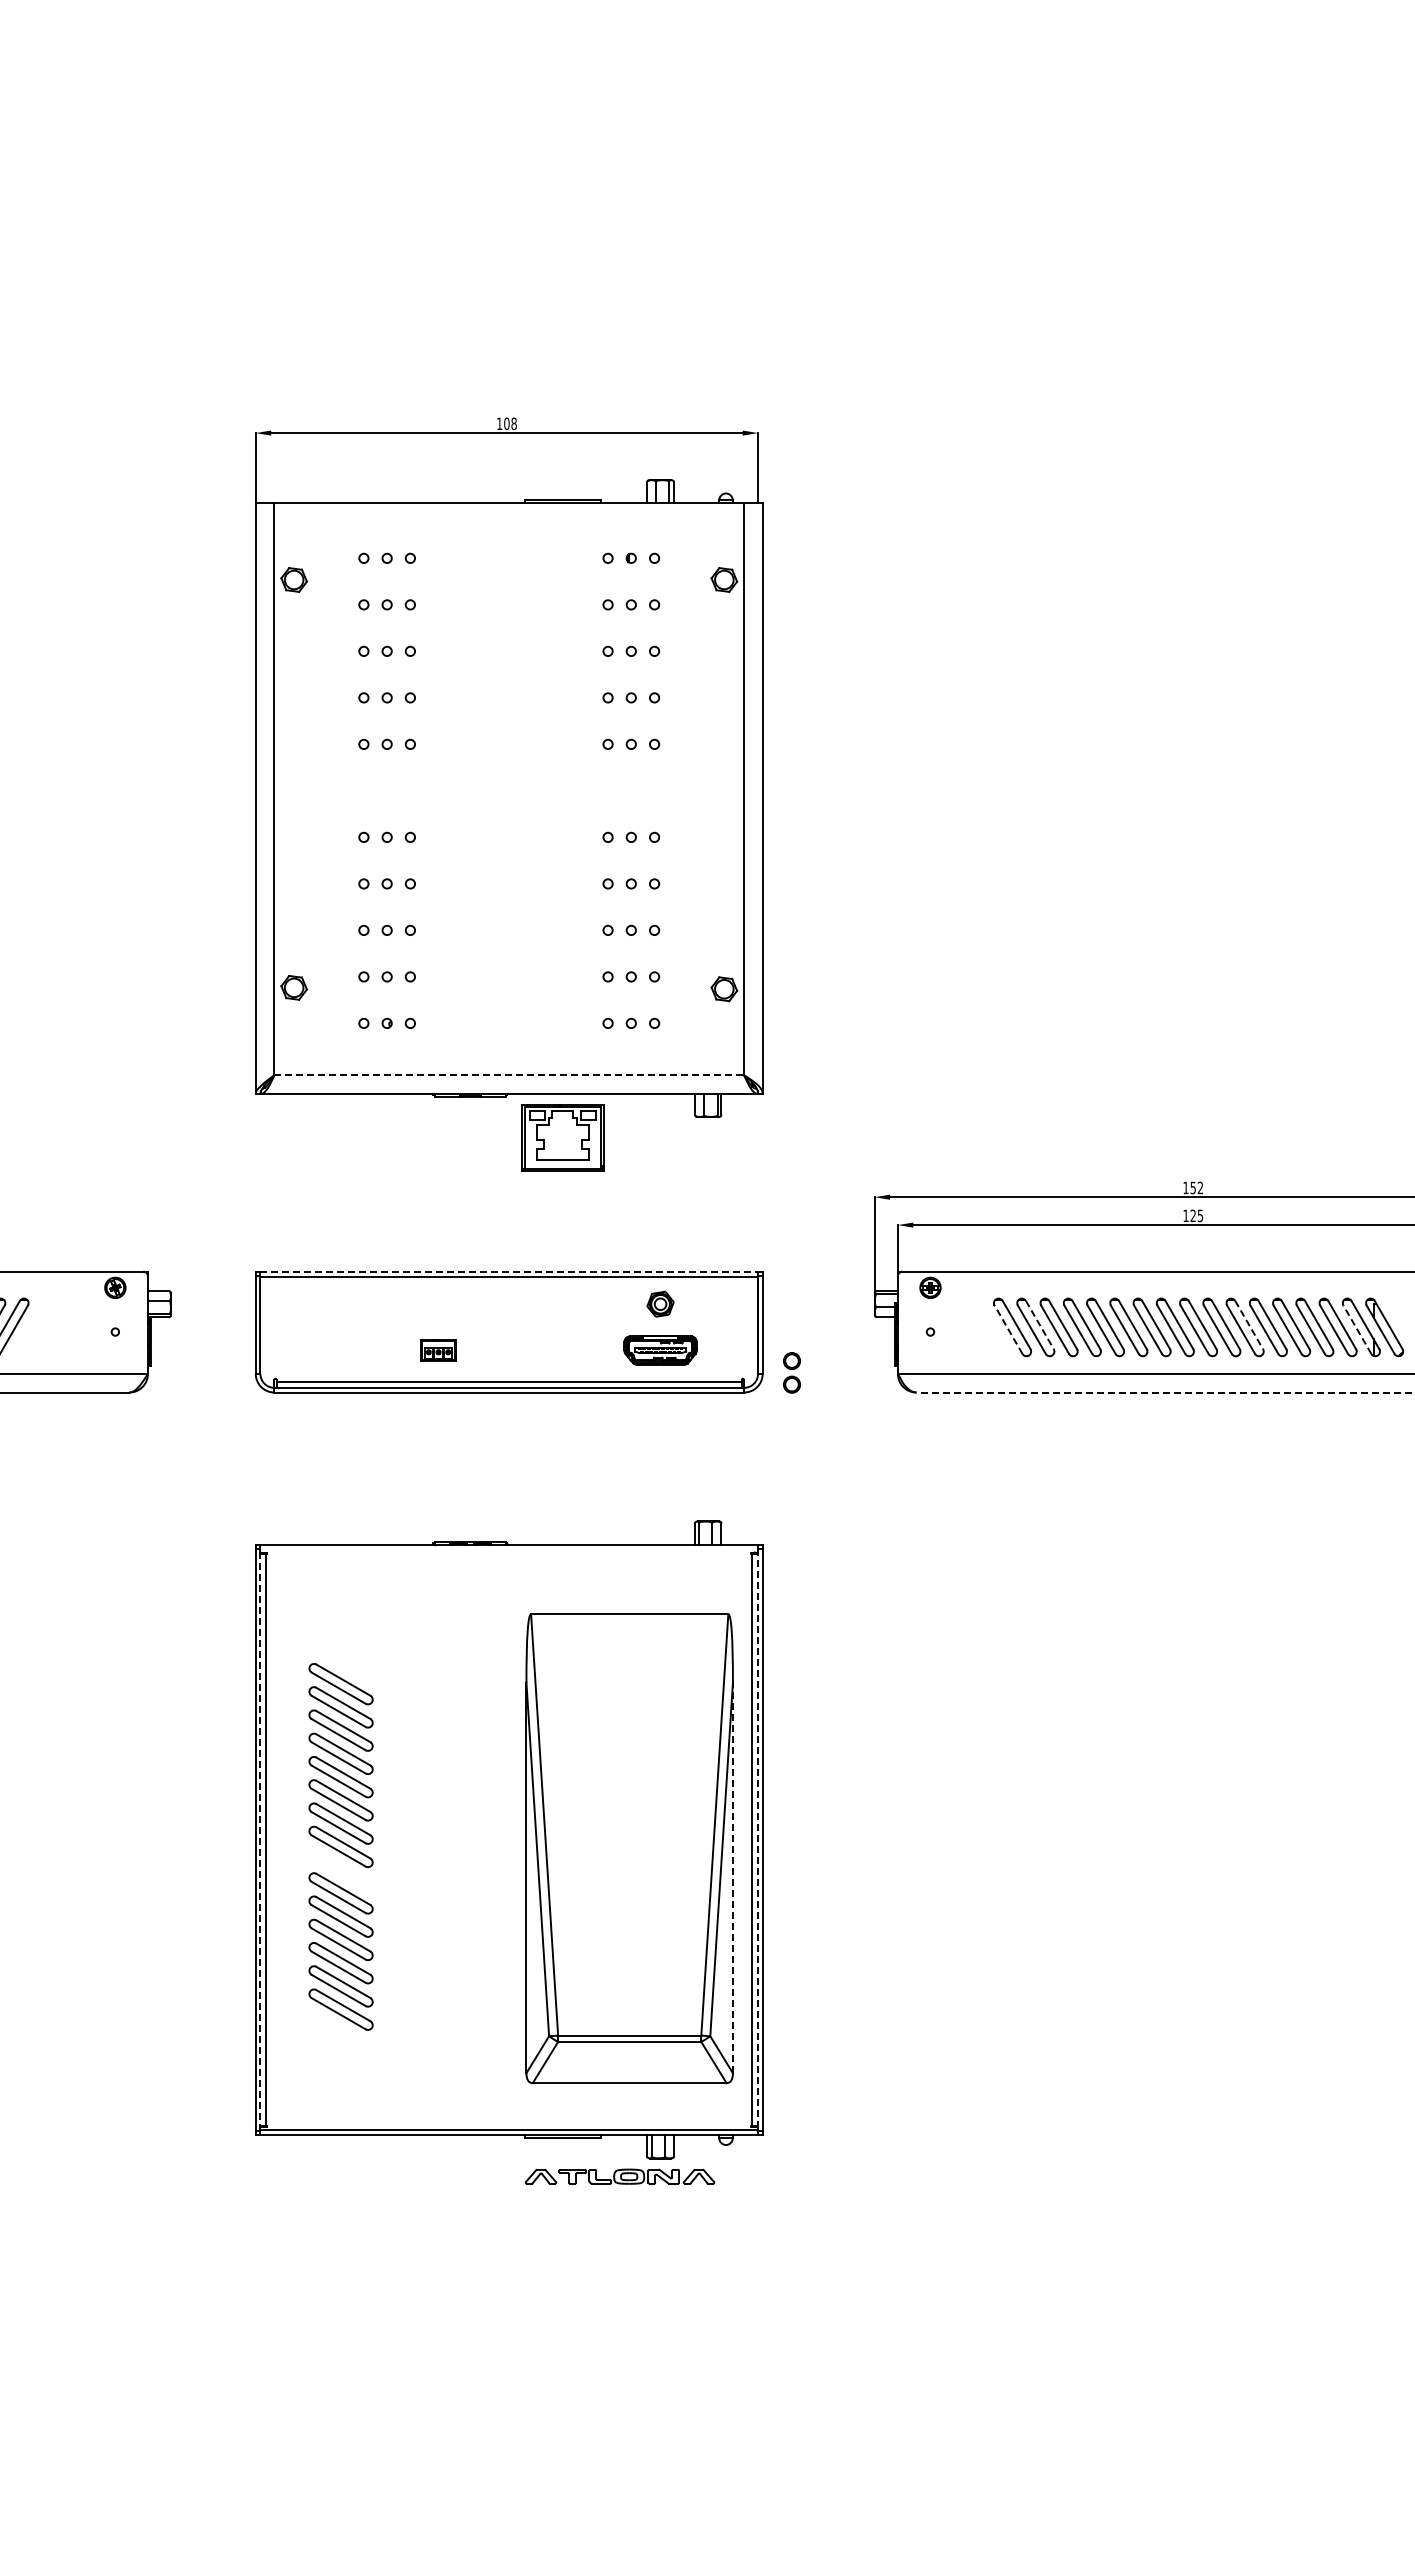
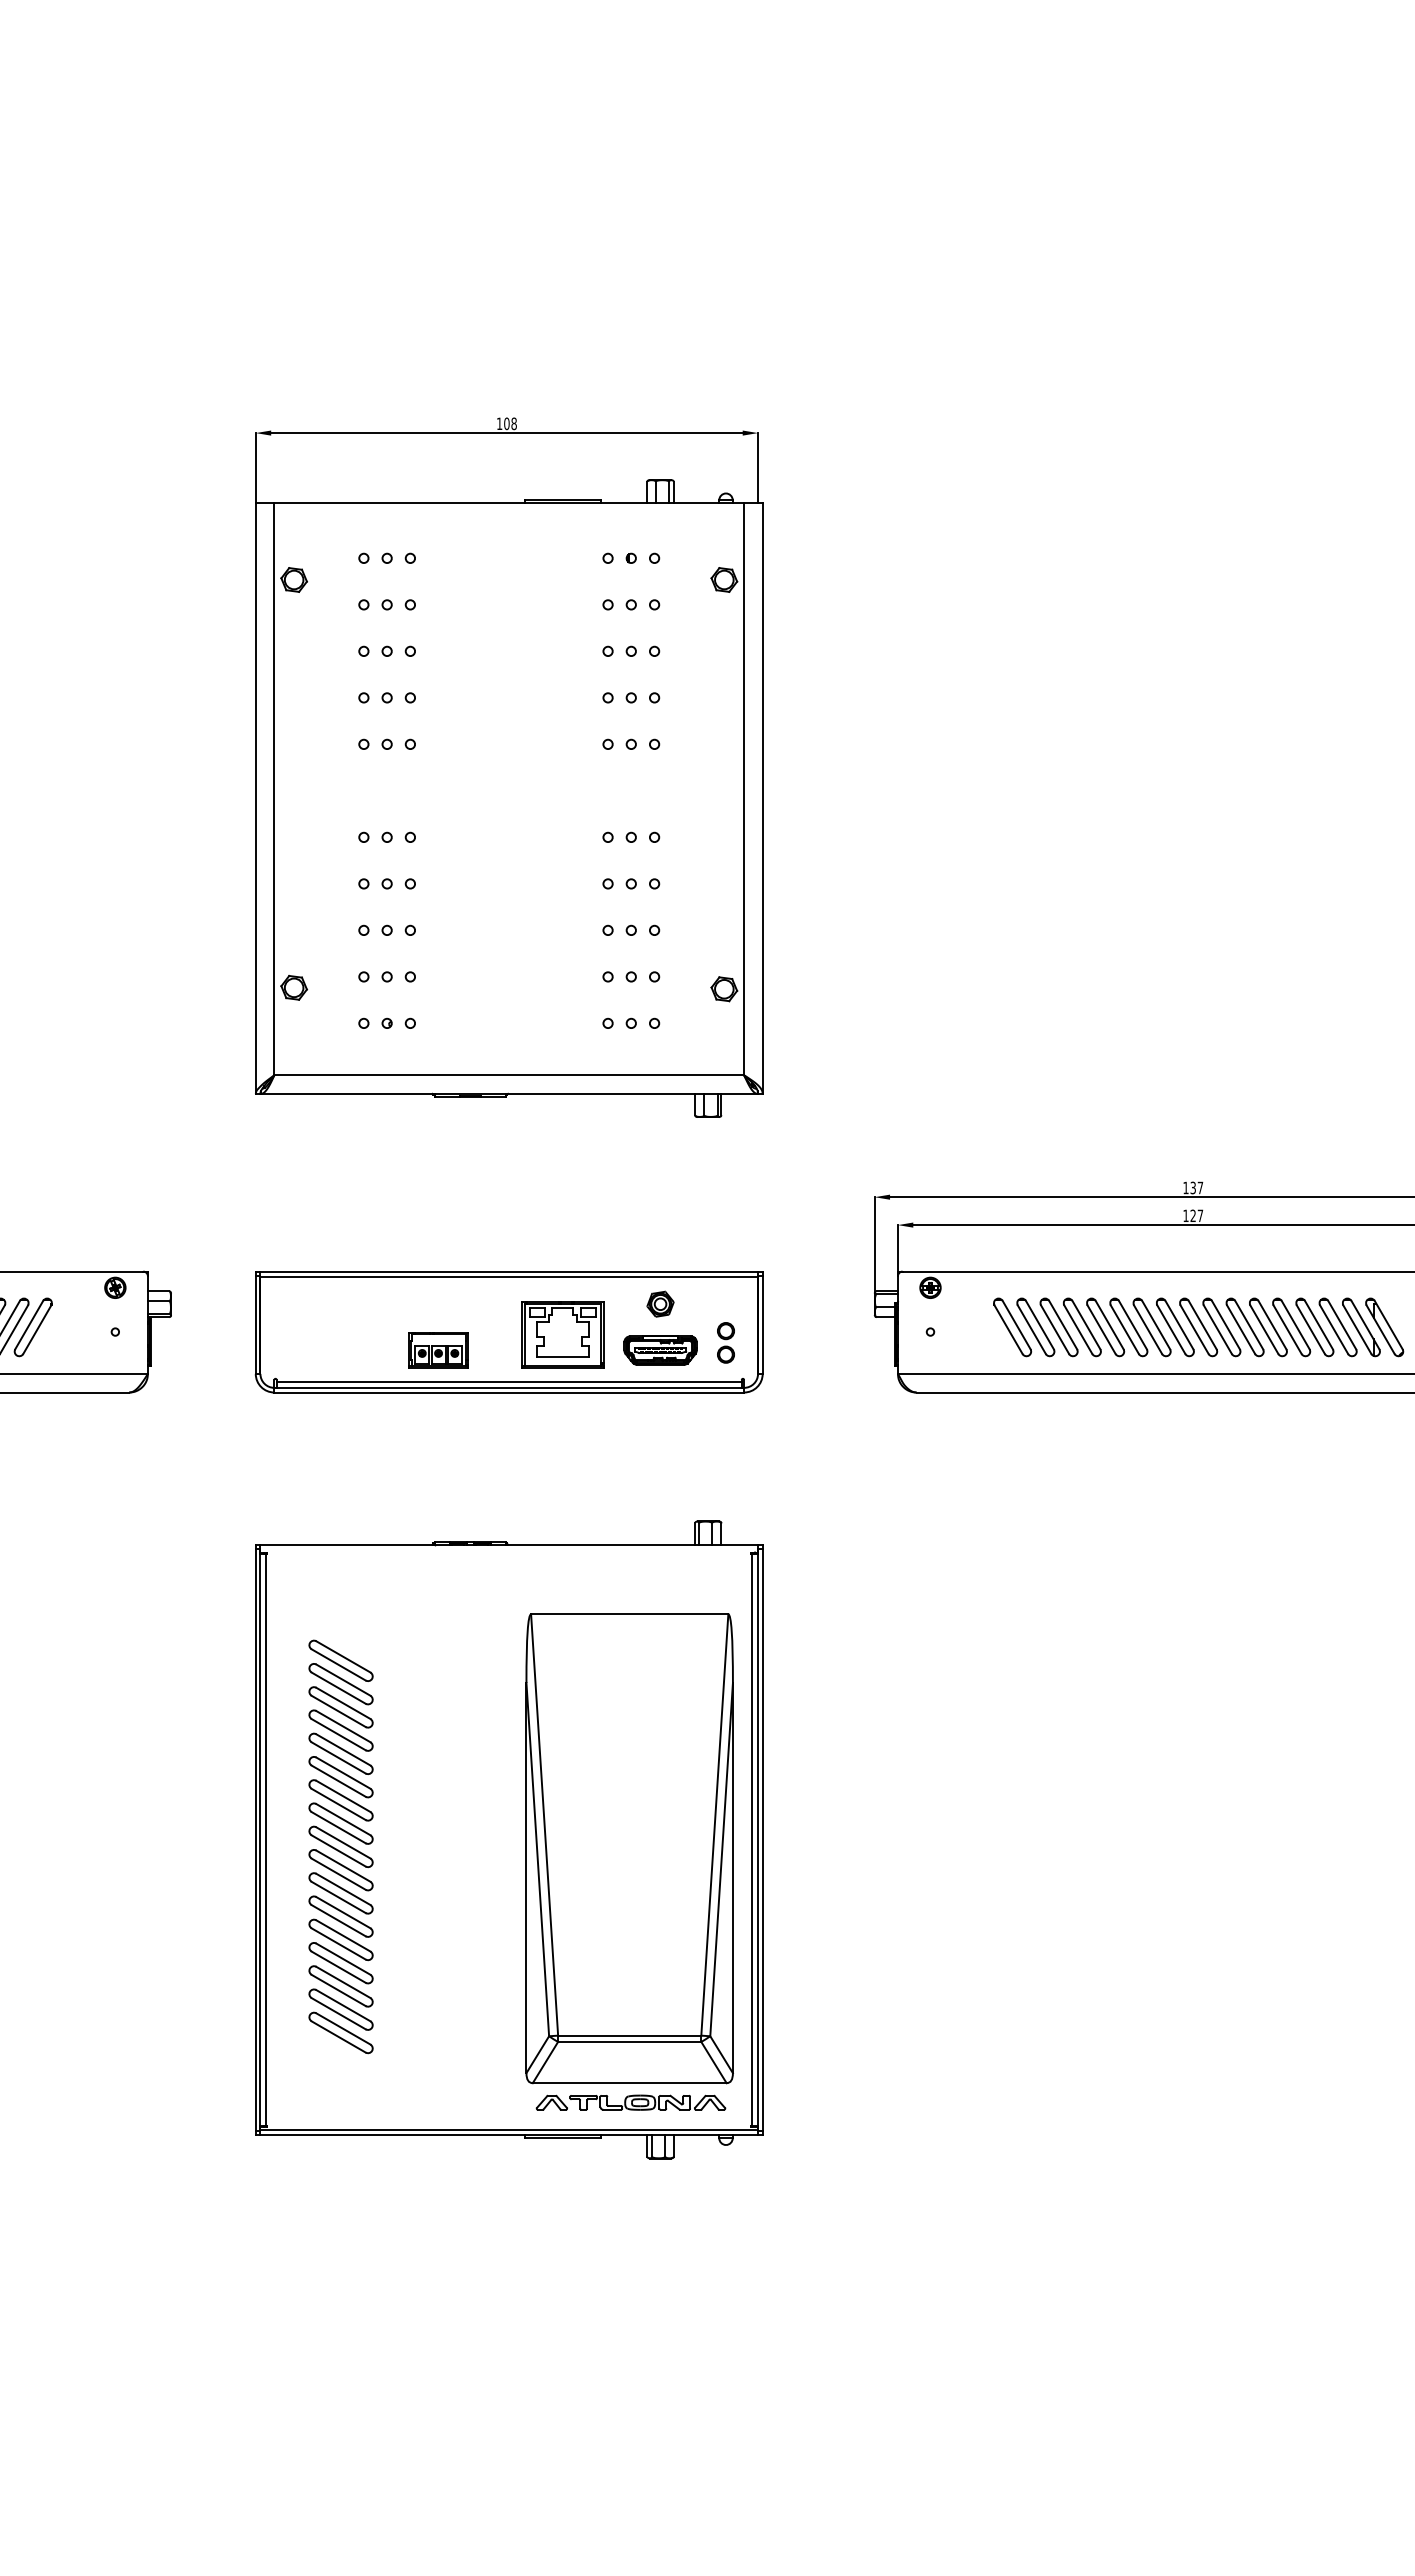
line: dashed -> solid (509, 1075)
part position: (562, 1137) -> (562, 1334) (562, 1334)
text: 152 -> 137 (1196, 1187)
text: 125 -> 127 (1200, 1215)
line: dashed -> solid (509, 1271)
line: dashed -> solid (1039, 1325)
line: dashed -> solid (1249, 1325)
part: none -> present (32, 1327)
line: dashed -> solid (1008, 1329)
line: dashed -> solid (1357, 1329)
part size: 37x23 px -> 61x37 px (438, 1350)
part position: (791, 1372) -> (725, 1342) (725, 1342)
line: dashed -> solid (1165, 1392)
part: none -> present (340, 1660)
line: dashed -> solid (260, 1839)
line: dashed -> solid (758, 1839)
part: none -> present (340, 1870)
line: dashed -> solid (732, 1877)
part: none -> present (340, 2032)
part position: (619, 2176) -> (630, 2102) (630, 2102)
